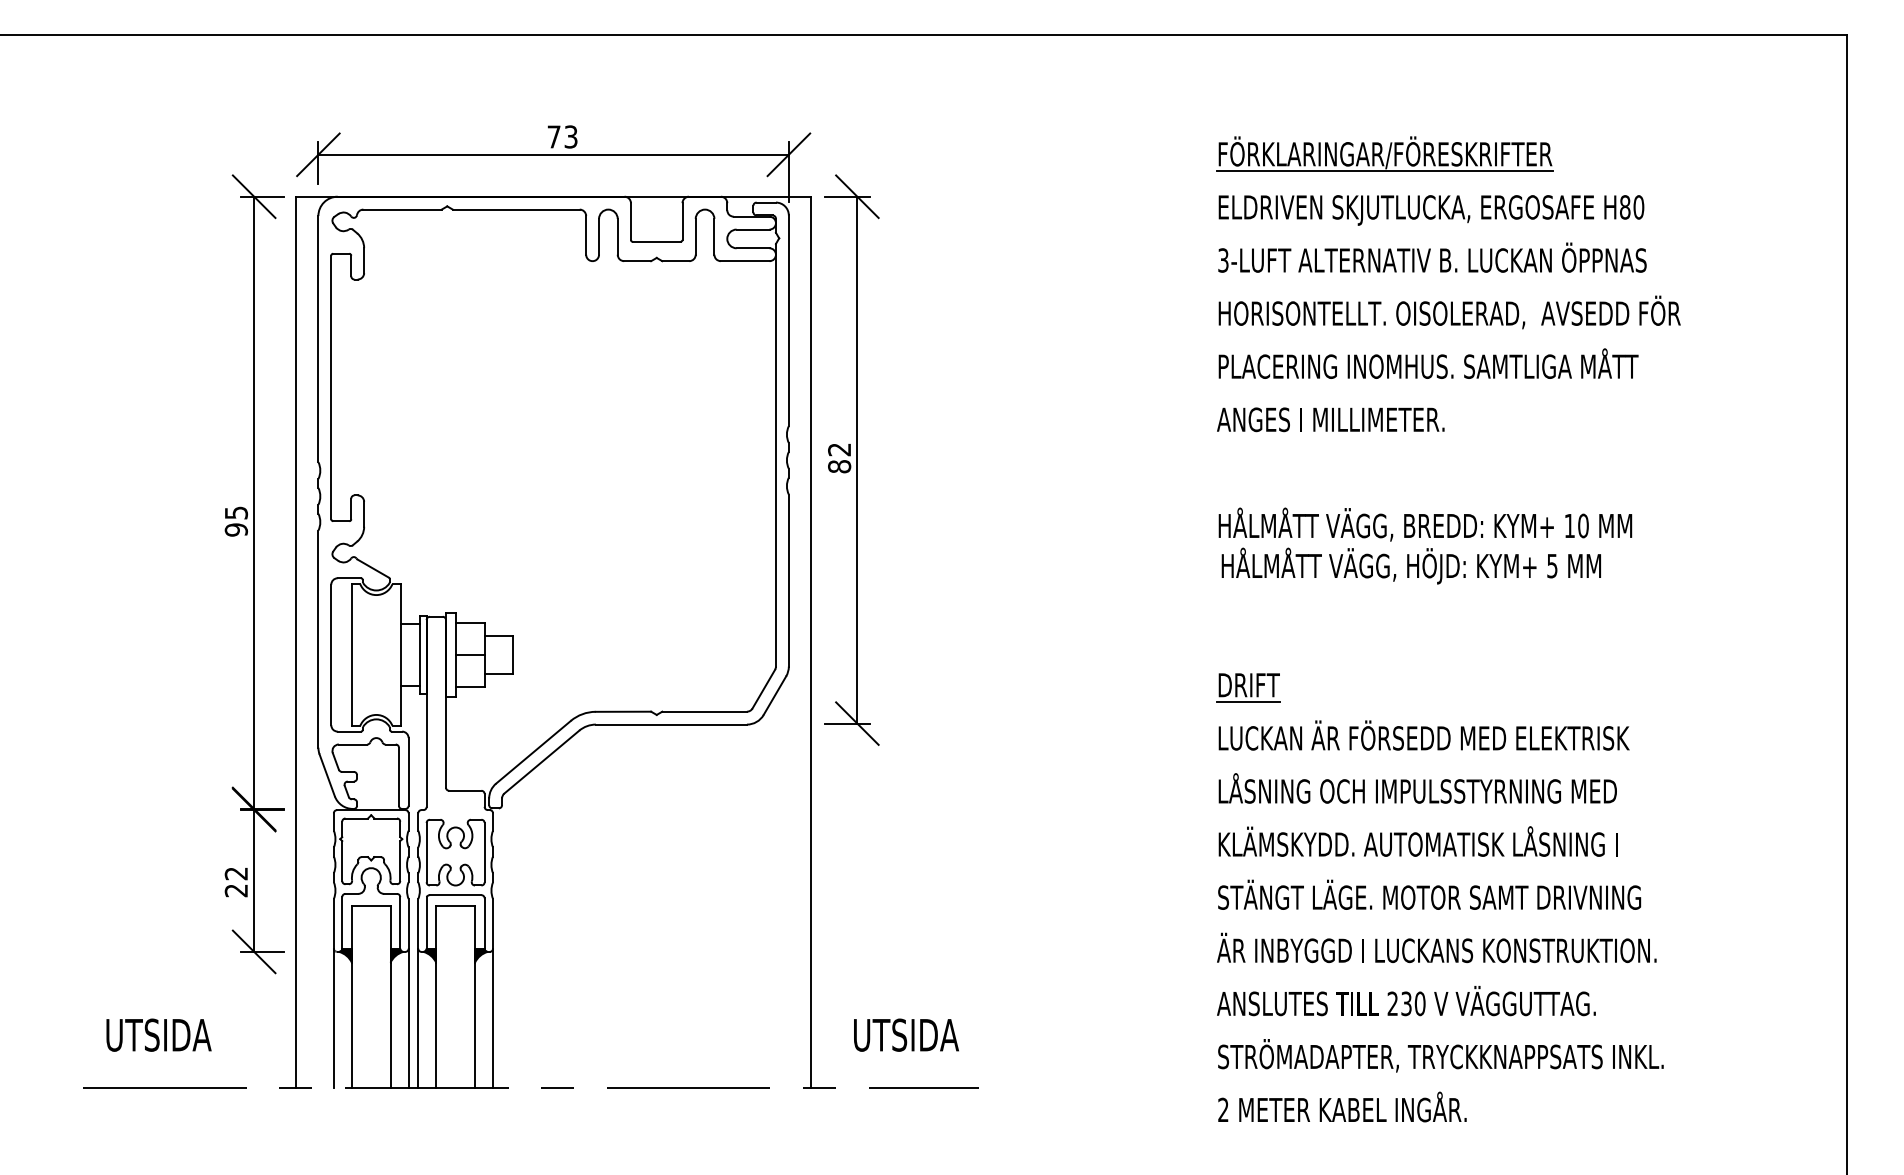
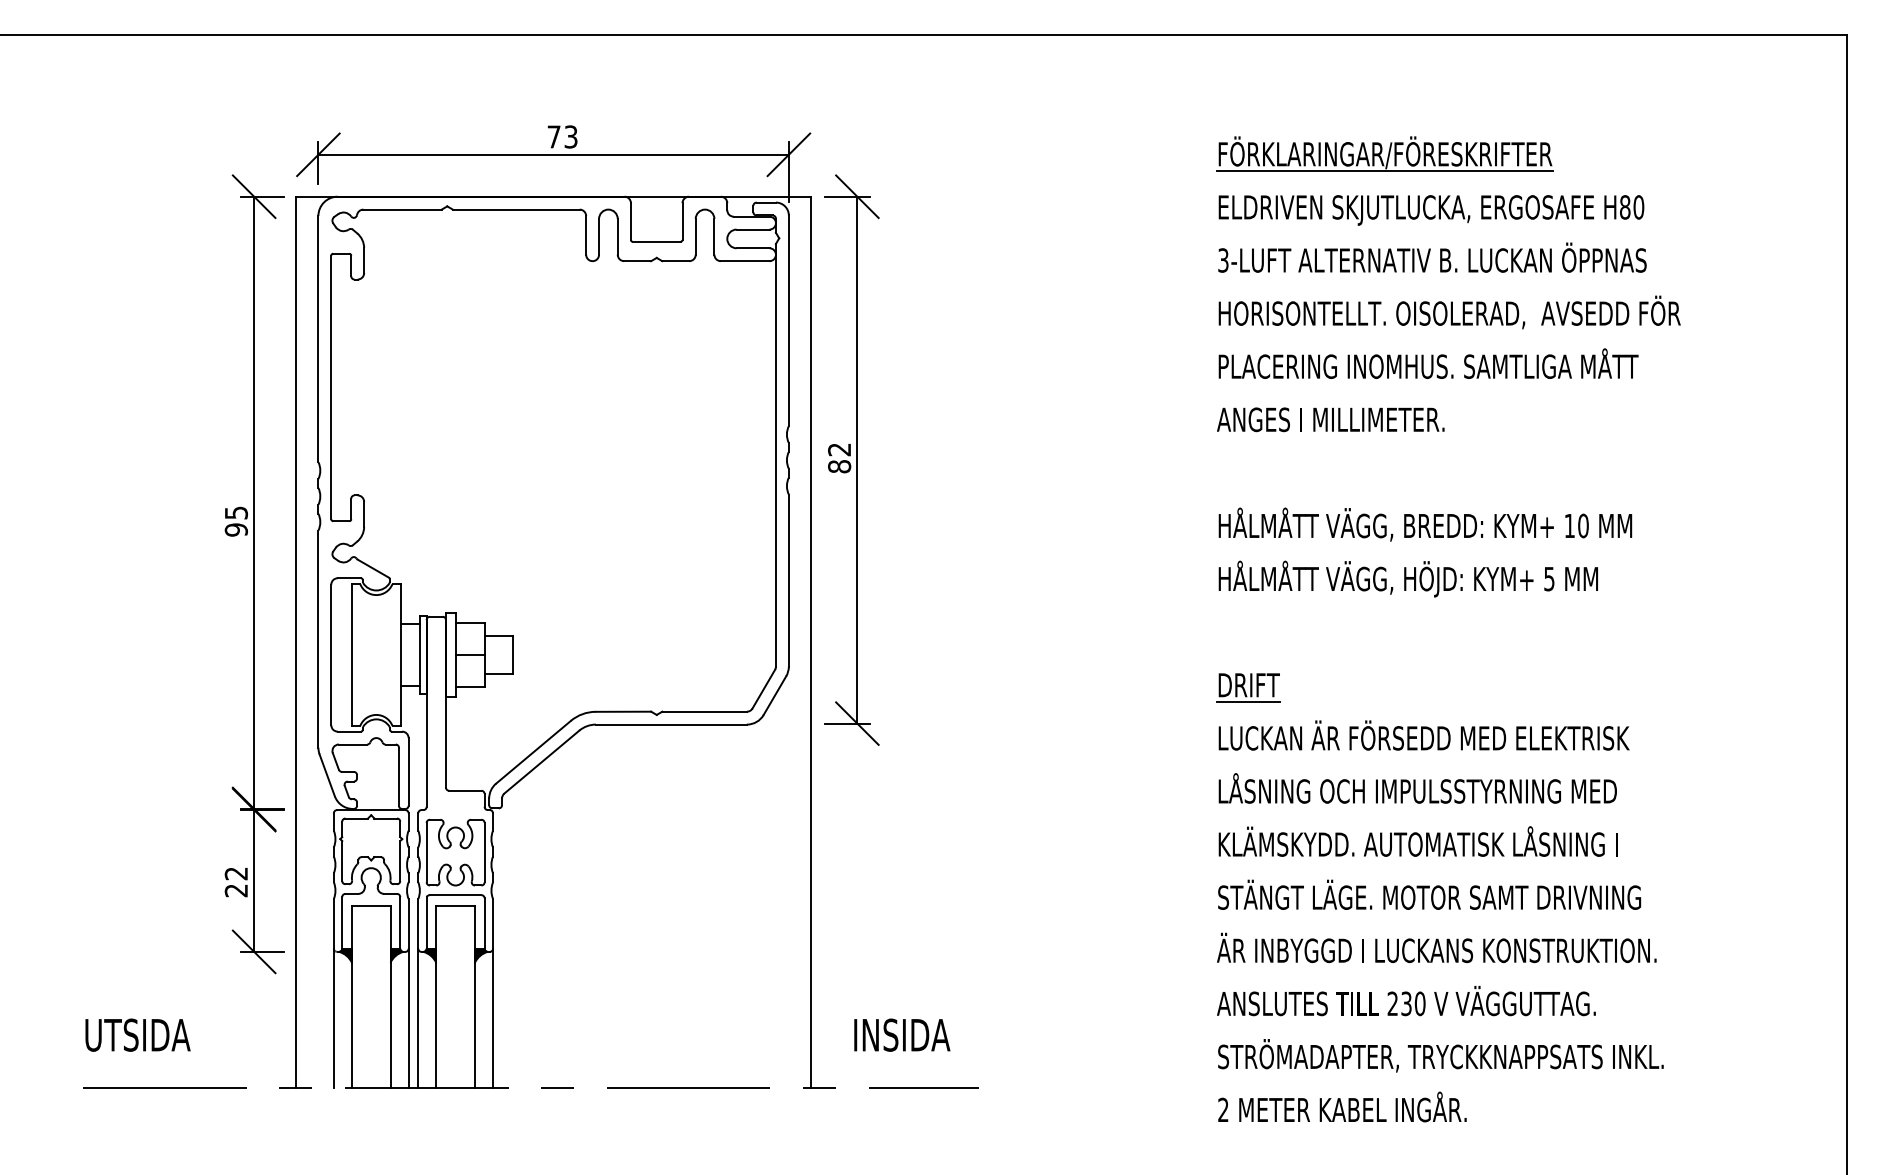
text position: (1410, 565) -> (1407, 578) (1407, 578)
text position: (158, 1034) -> (137, 1034) (137, 1034)
text: UTSIDA -> INSIDA (906, 1034)
